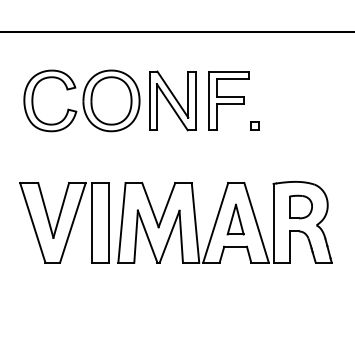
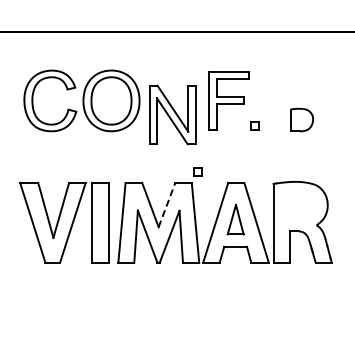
part position: (172, 100) -> (172, 114) (172, 114)
part: none -> present (197, 171)
line: solid -> dashed (166, 205)
part position: (300, 206) -> (301, 119) (301, 119)
